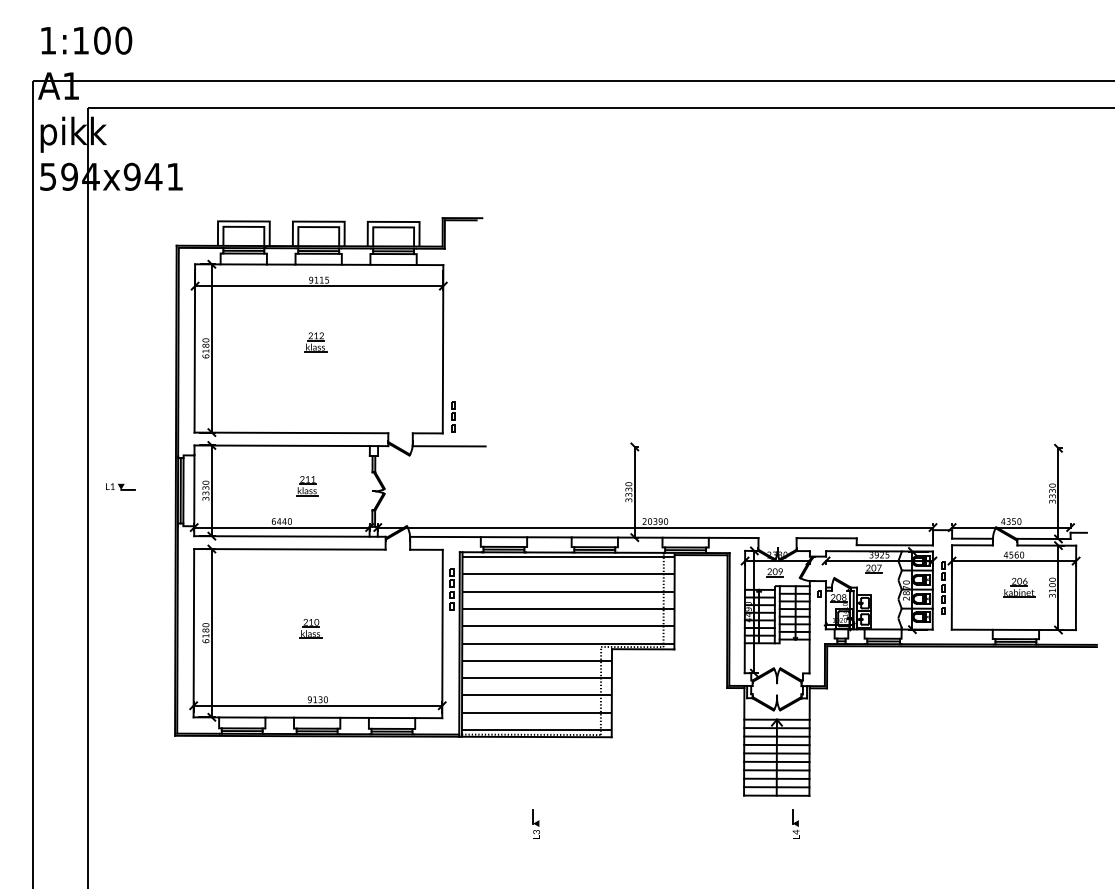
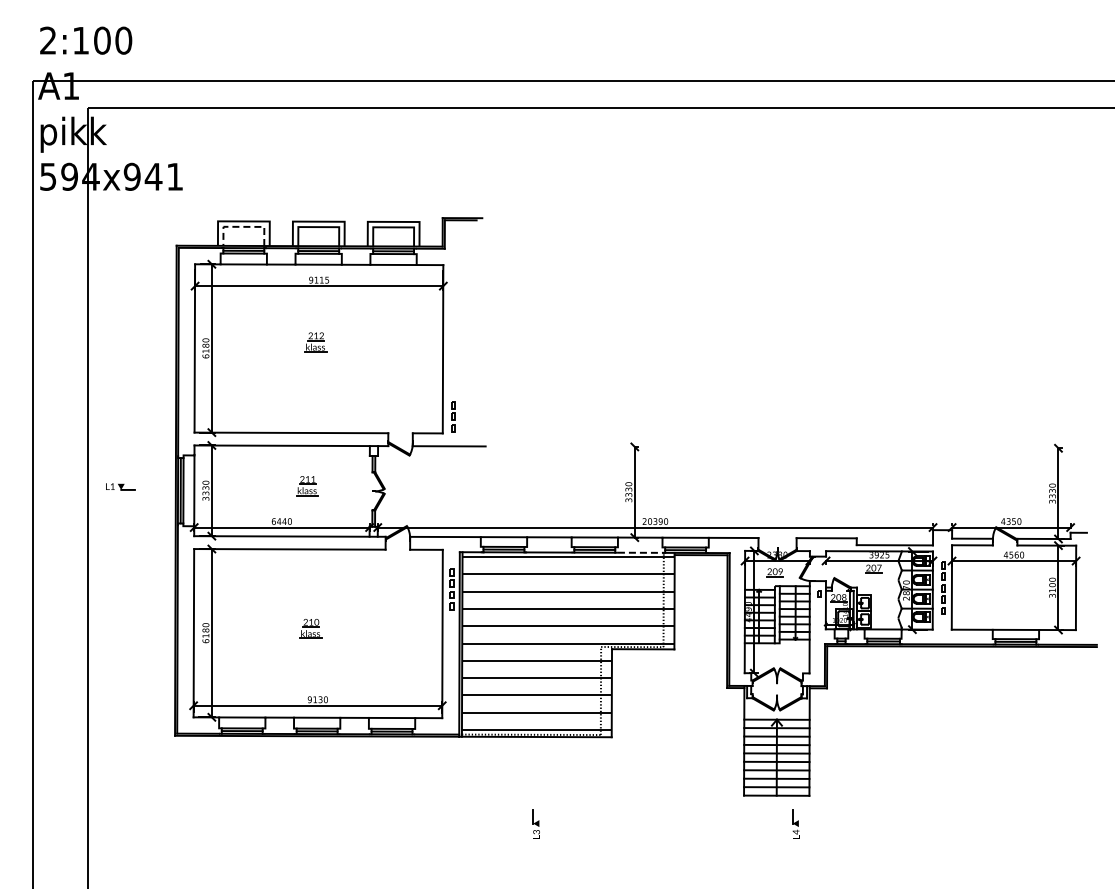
text: 1:100 -> 2:100 (47, 40)
line: solid -> dashed (243, 226)
line: solid -> dashed (640, 552)
part: present -> none (1019, 587)
